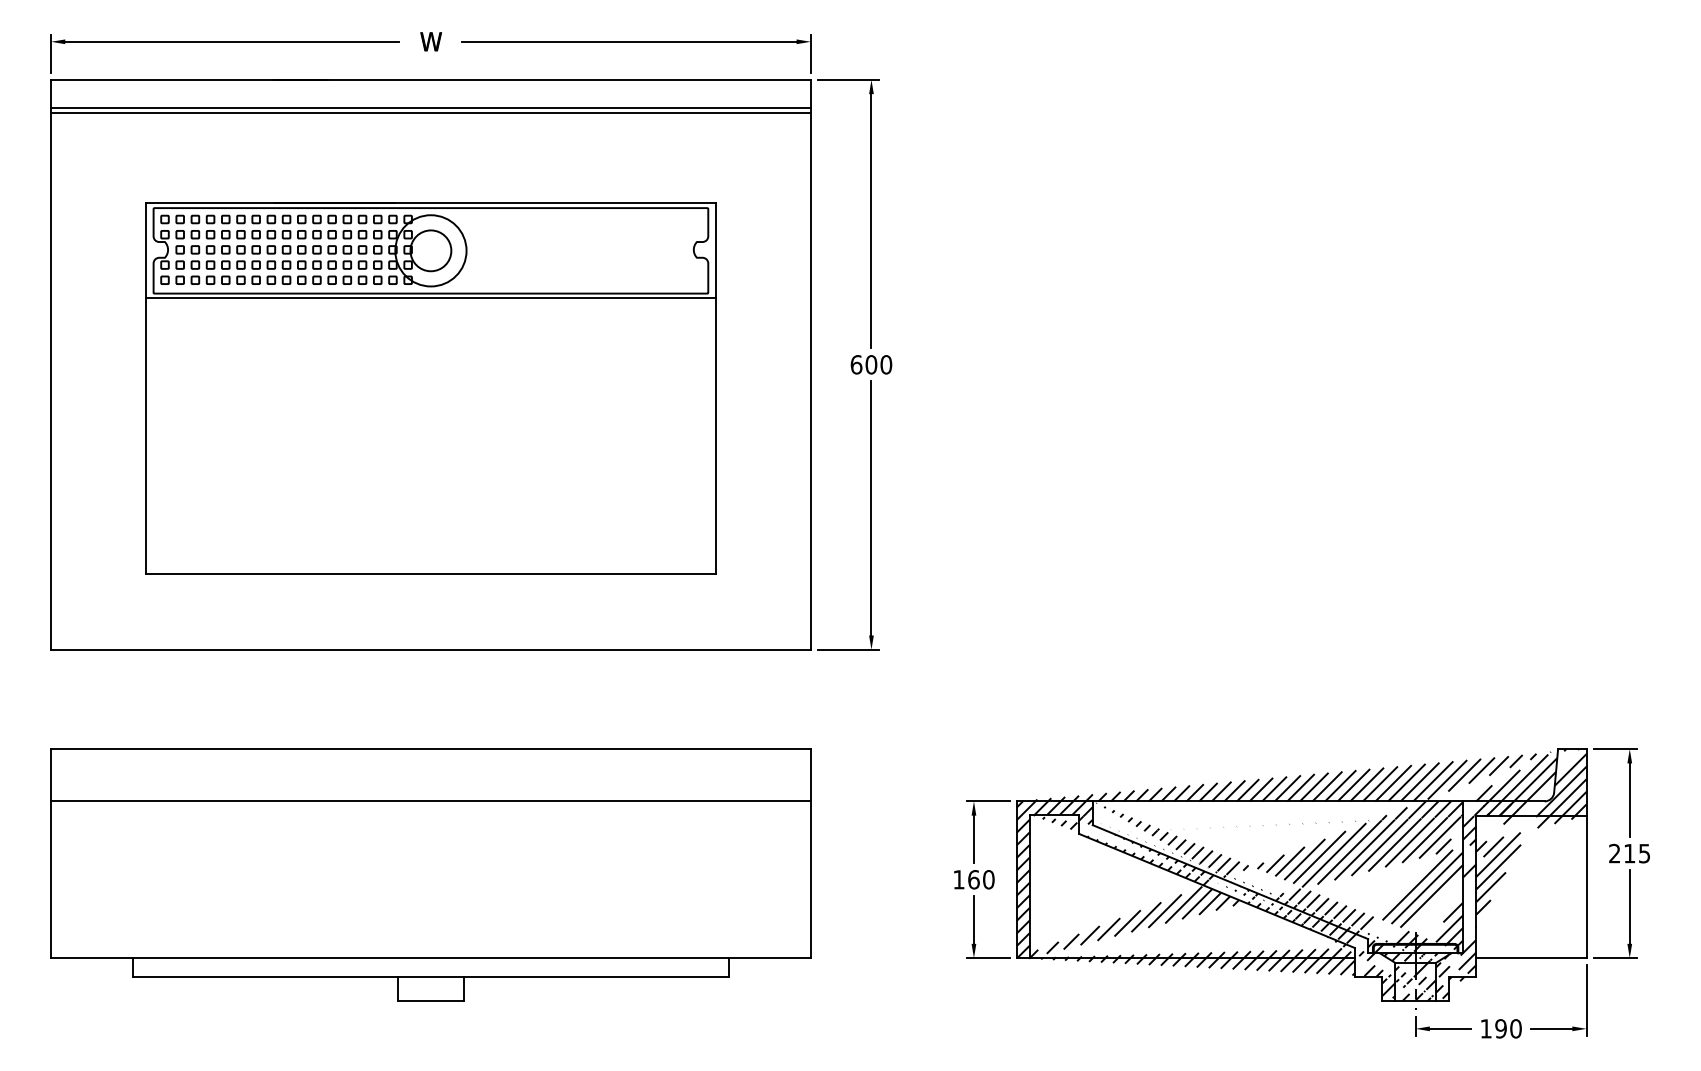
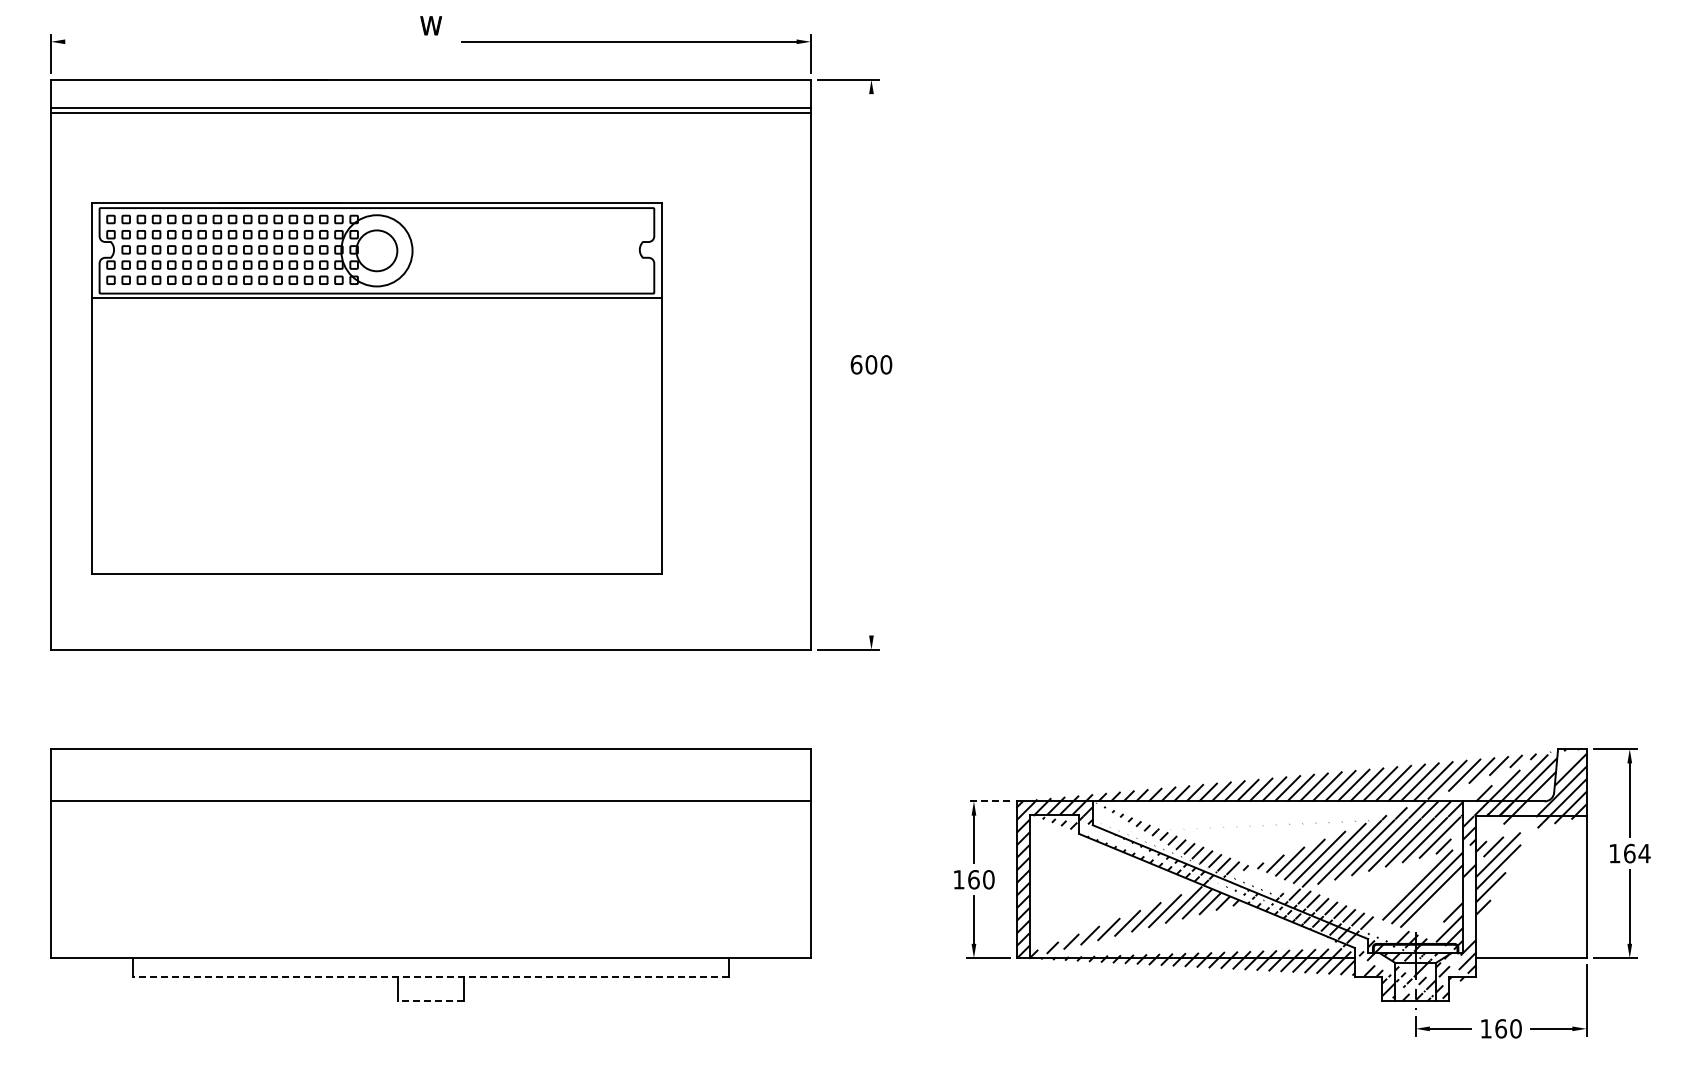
line: present -> none (232, 41)
text position: (431, 41) -> (431, 25) (431, 25)
line: present -> none (871, 221)
part position: (430, 388) -> (376, 388) (376, 388)
line: present -> none (871, 508)
line: solid -> dashed (987, 801)
text: 215 -> 164 (1629, 853)
line: solid -> dashed (430, 977)
line: solid -> dashed (430, 1000)
text: 190 -> 160 (1501, 1028)
